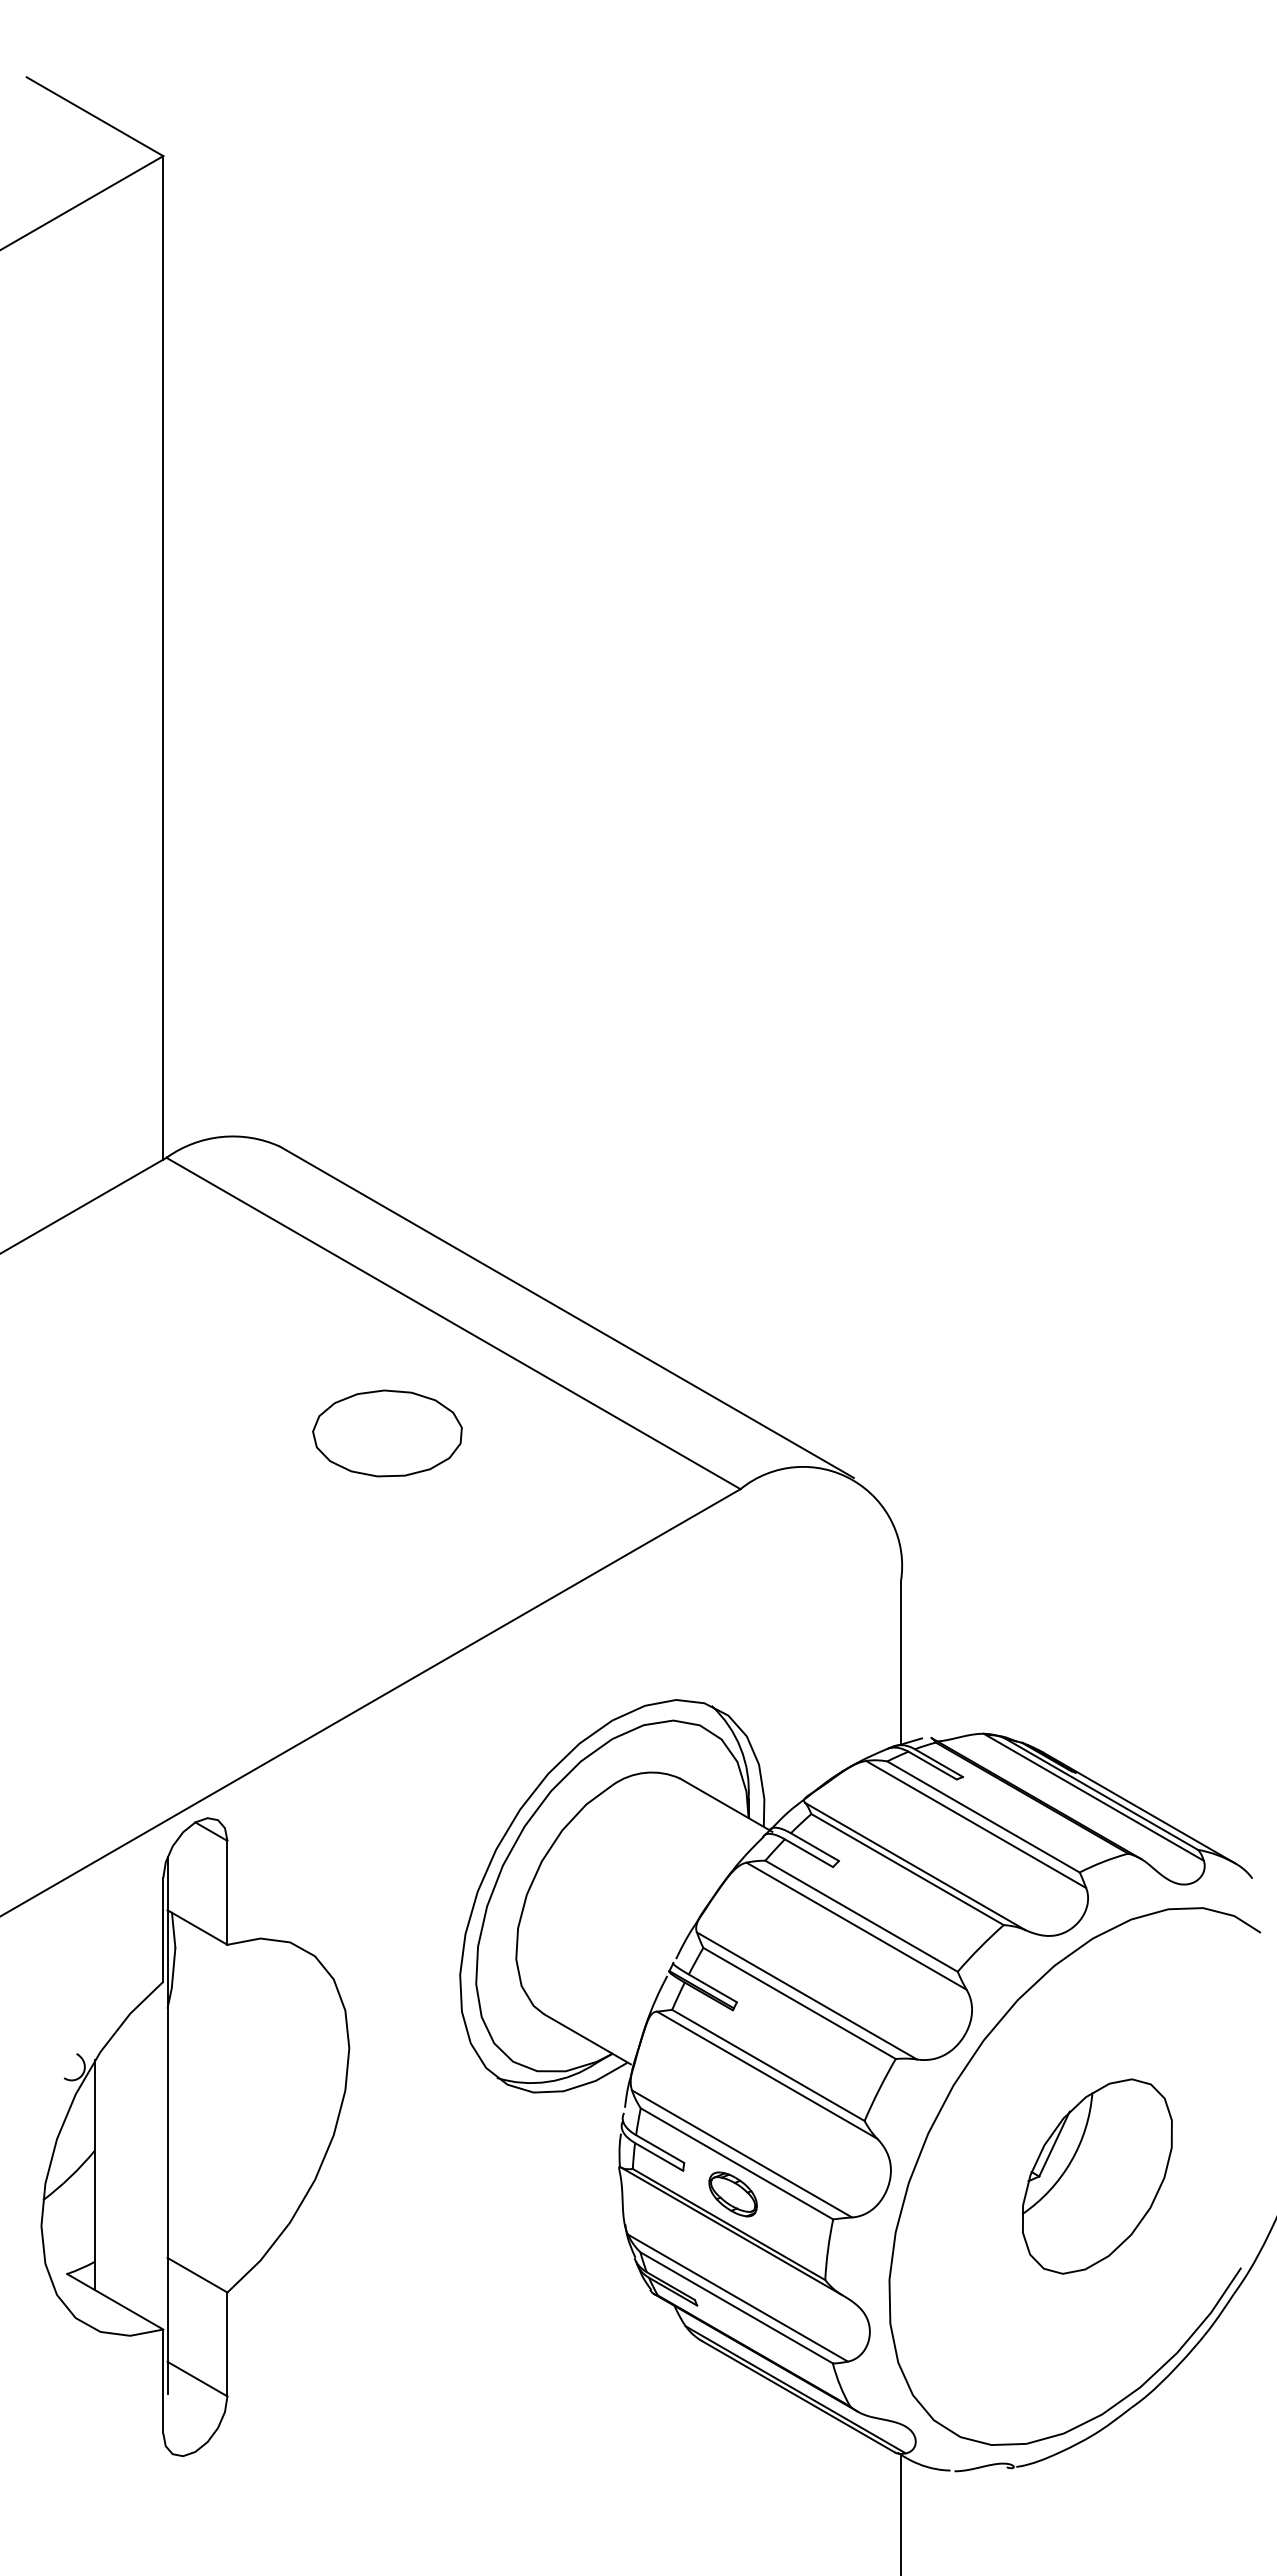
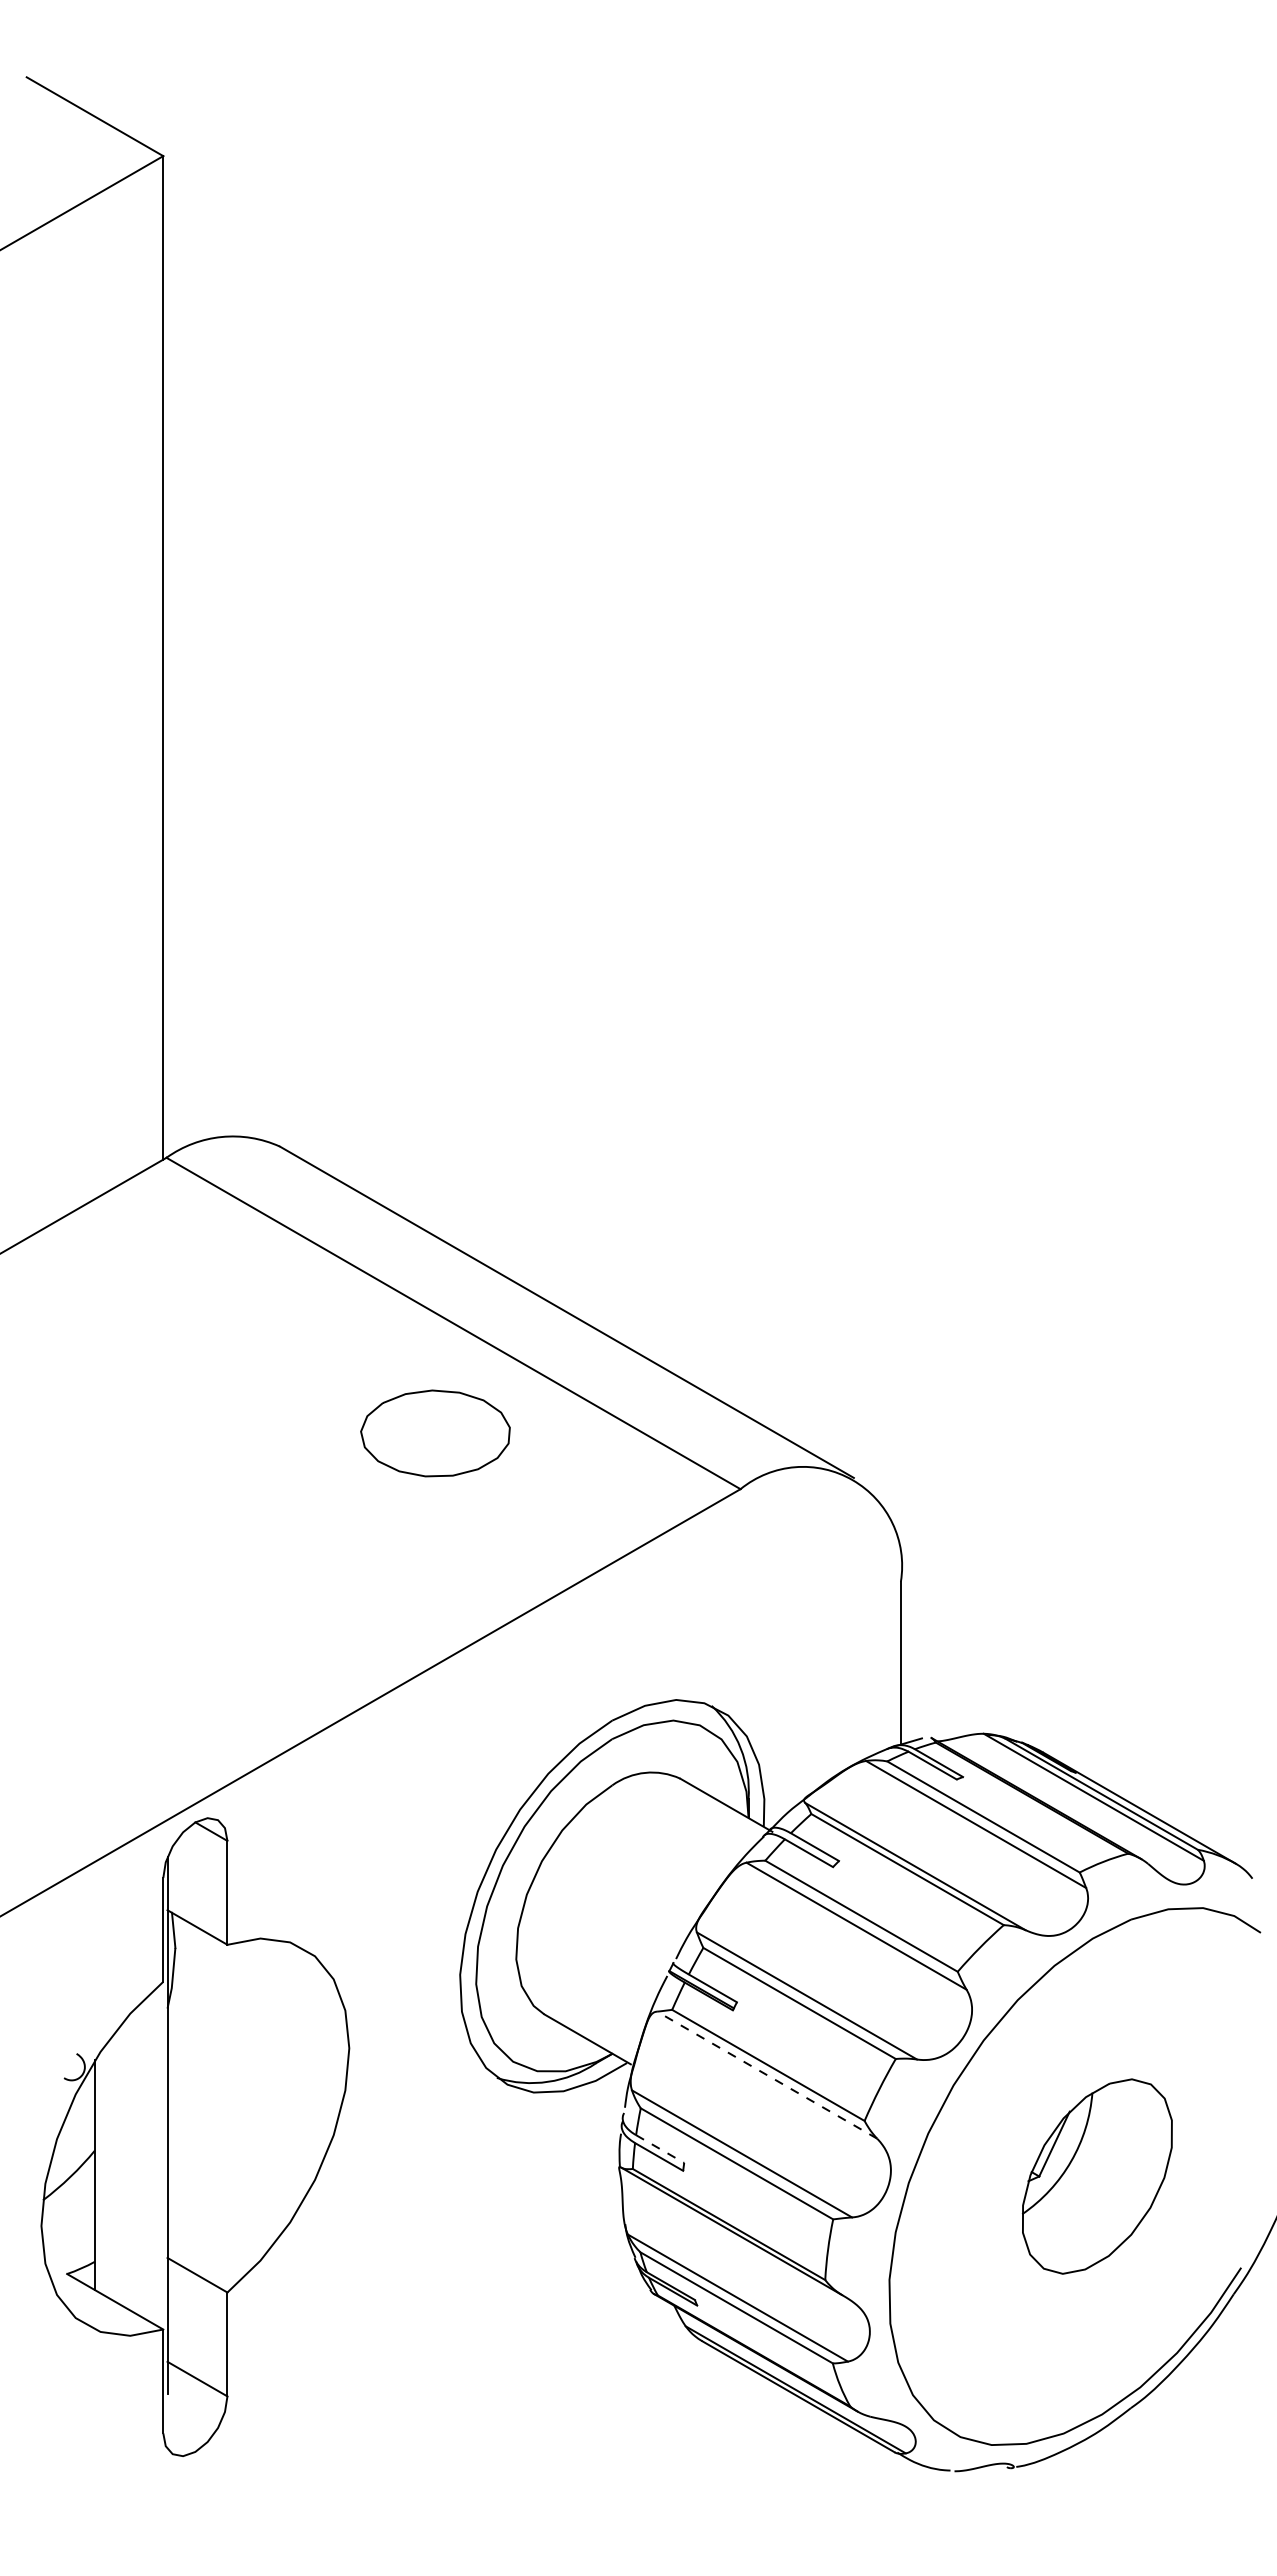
part position: (387, 1433) -> (435, 1433) (435, 1433)
line: solid -> dashed (766, 2074)
line: solid -> dashed (660, 2149)
part: present -> none (732, 2194)
line: present -> none (900, 2513)
